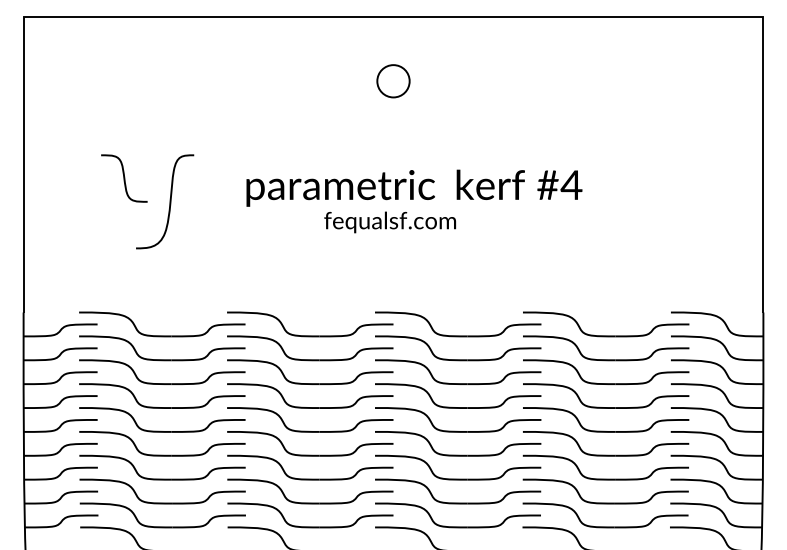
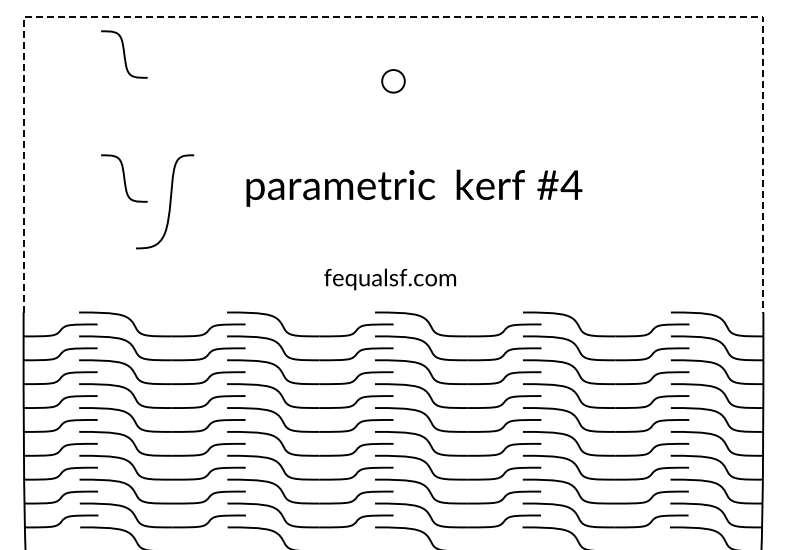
line: solid -> dashed (393, 16)
curve: none -> present (124, 54)
part size: 35x35 px -> 25x25 px (393, 81)
text position: (389, 222) -> (389, 279) (389, 279)
